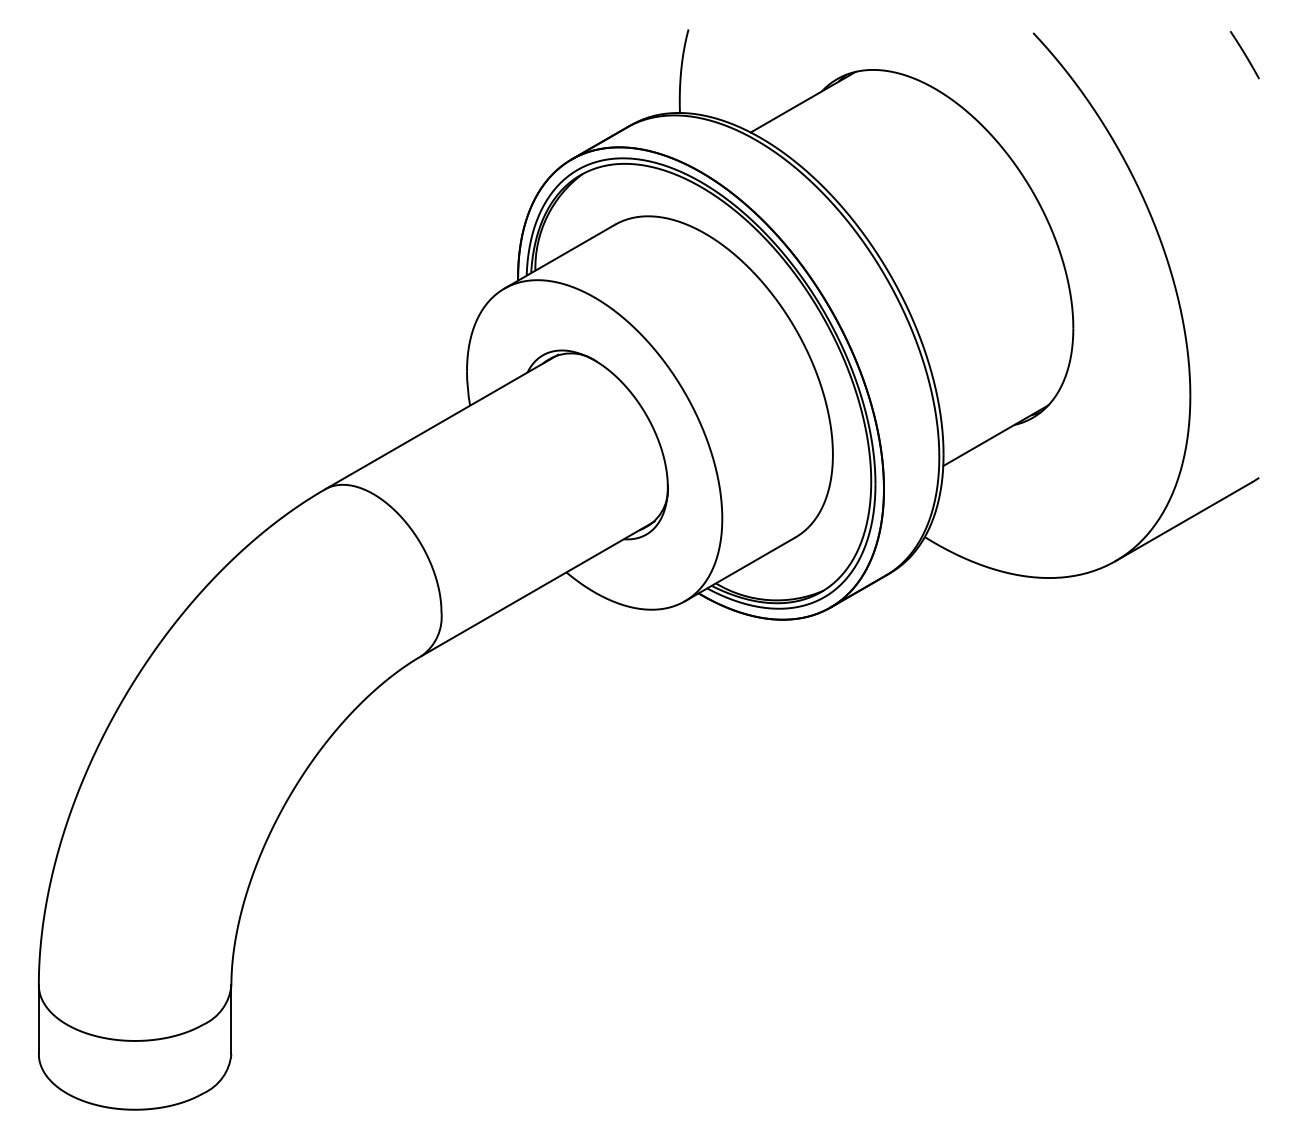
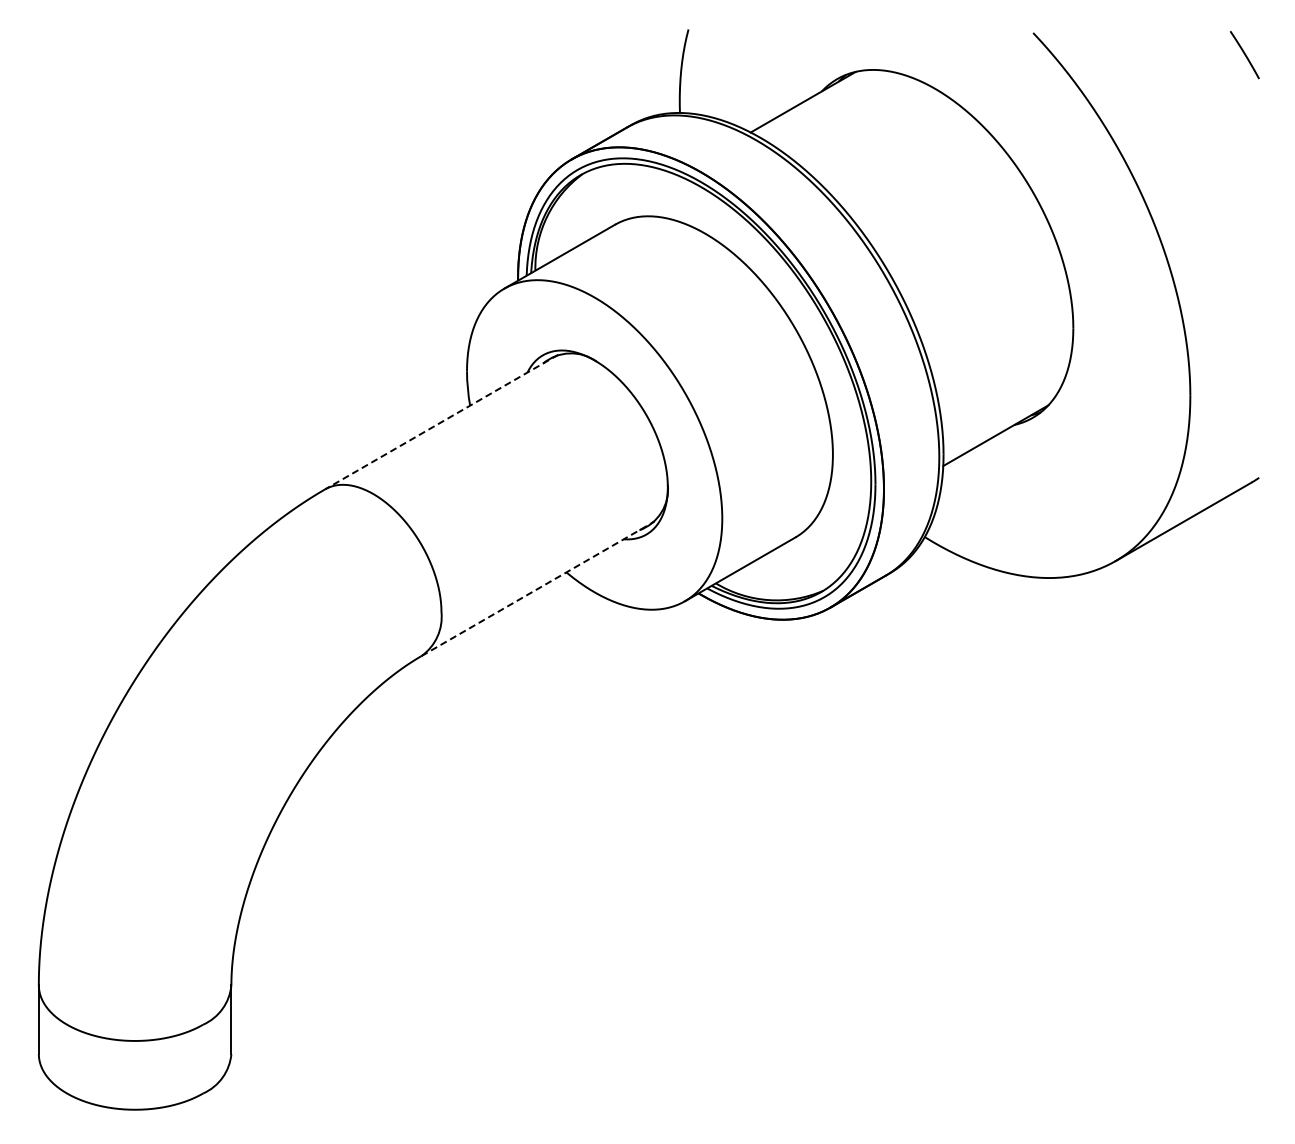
line: solid -> dashed (441, 422)
line: solid -> dashed (538, 588)
